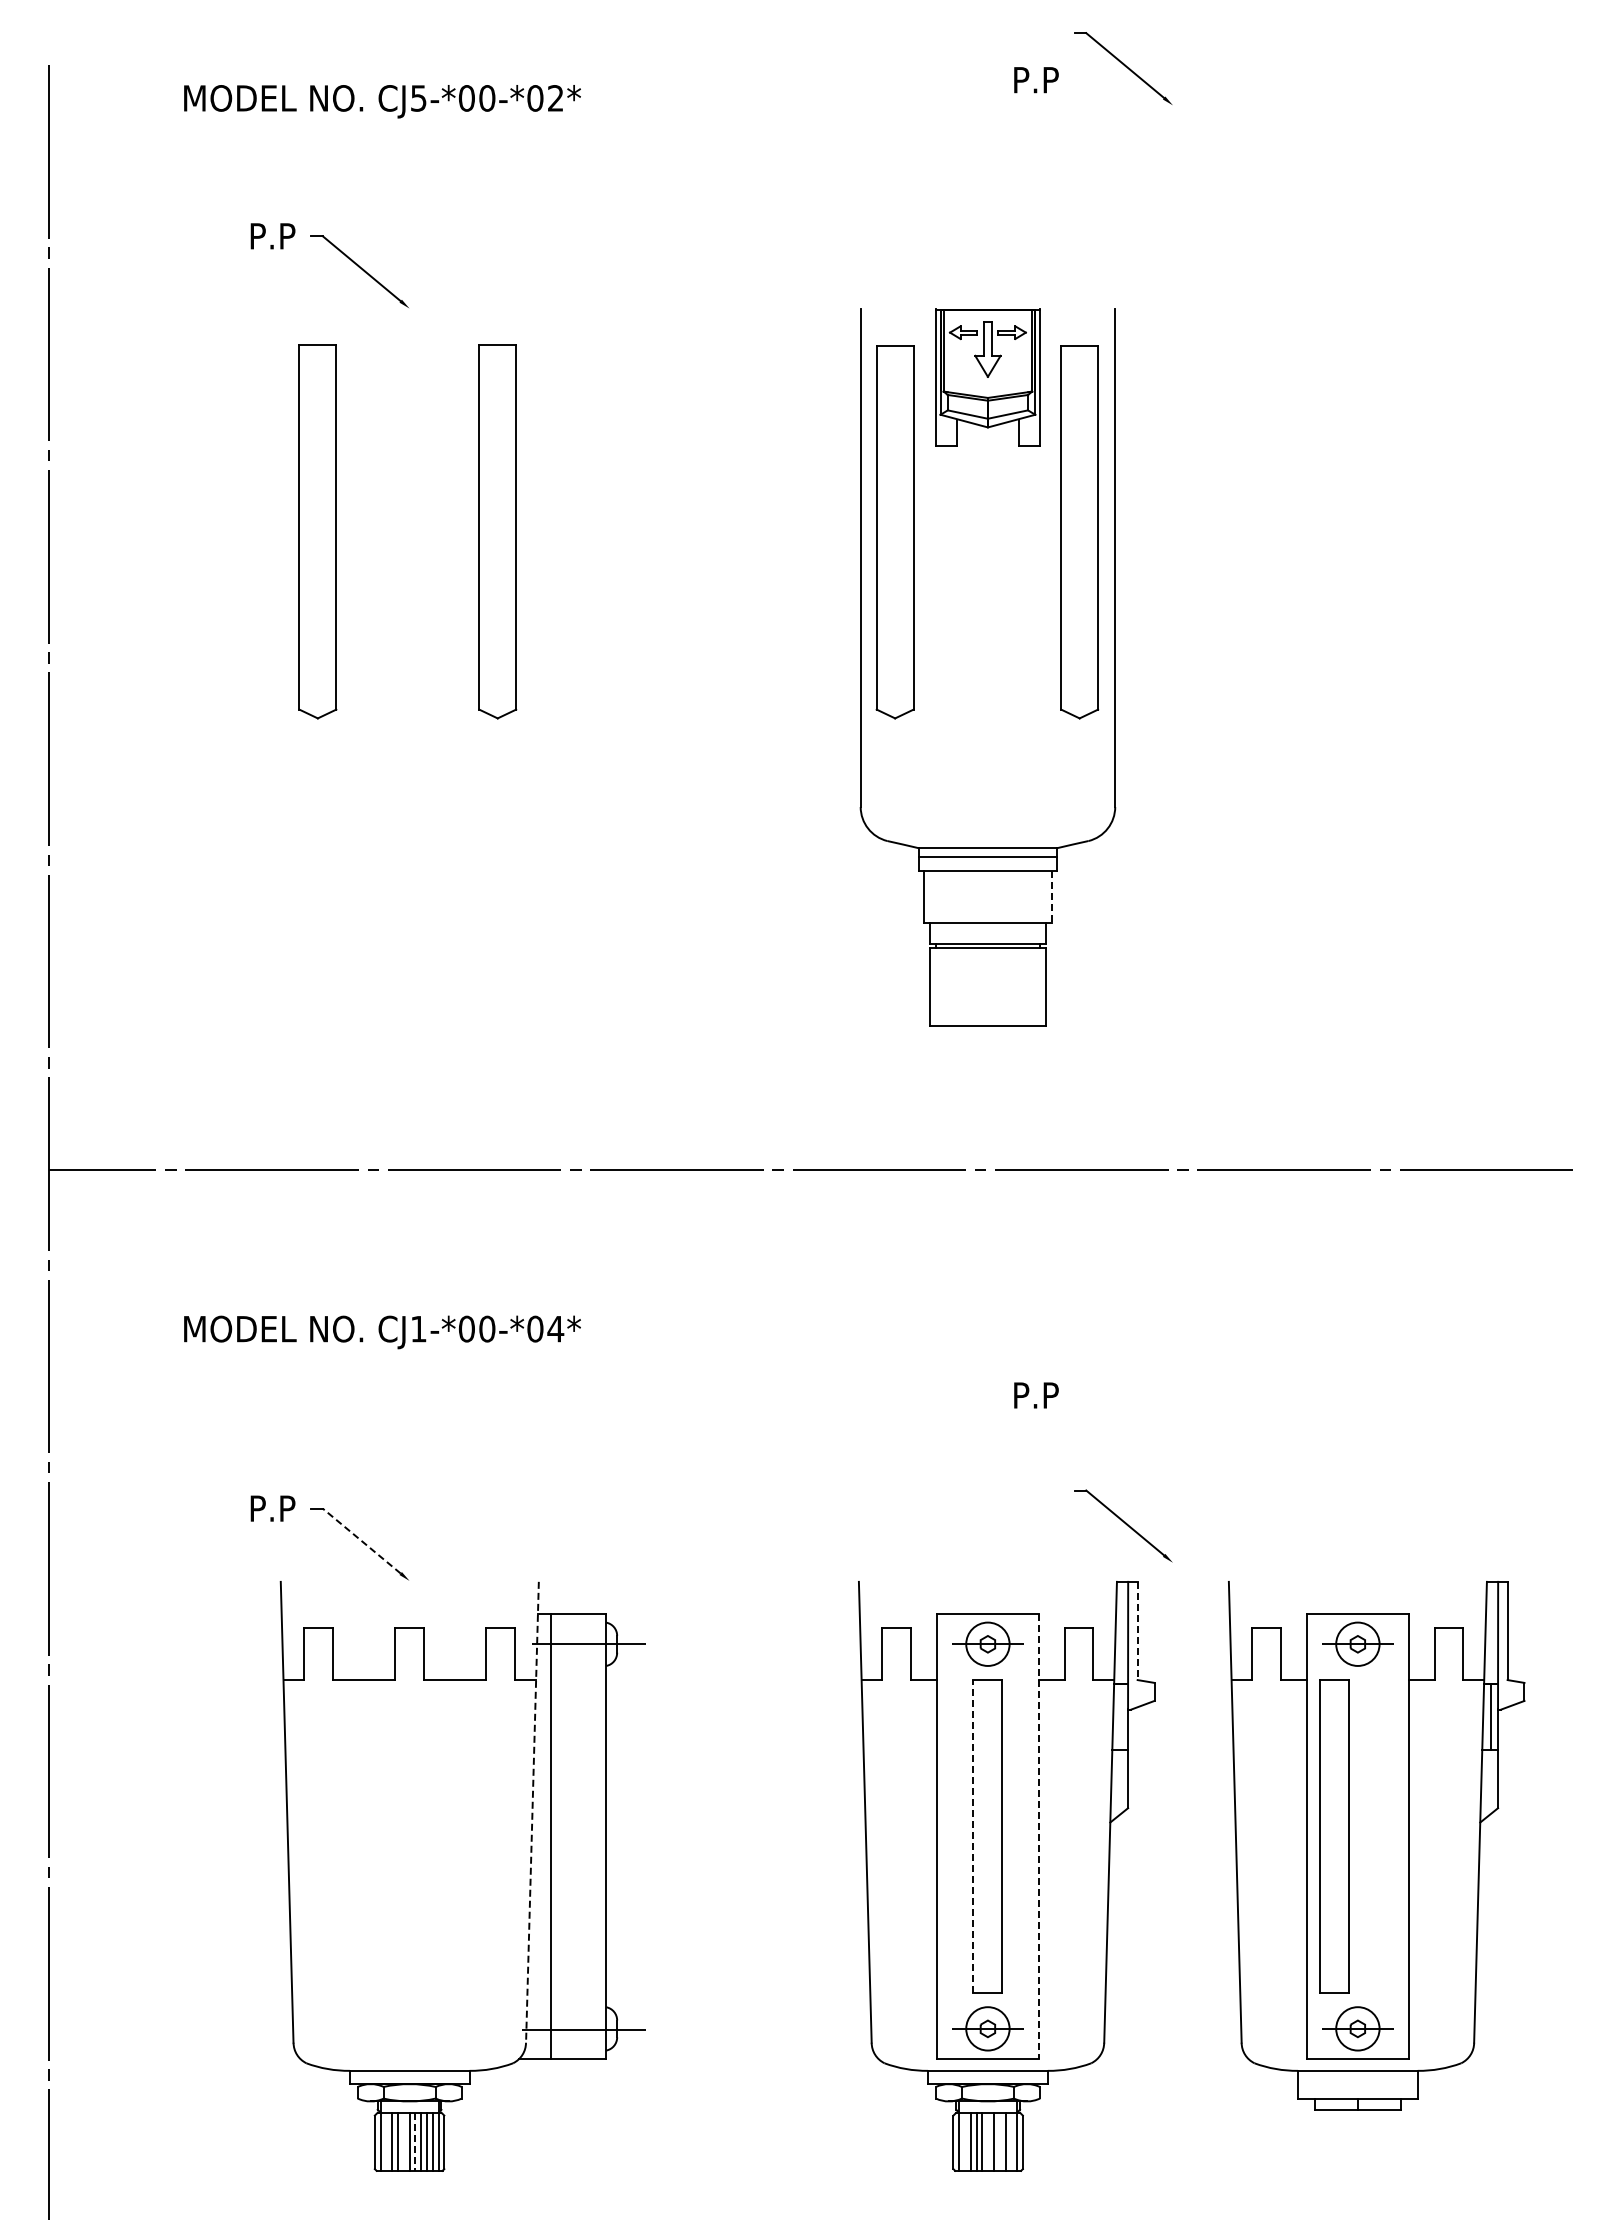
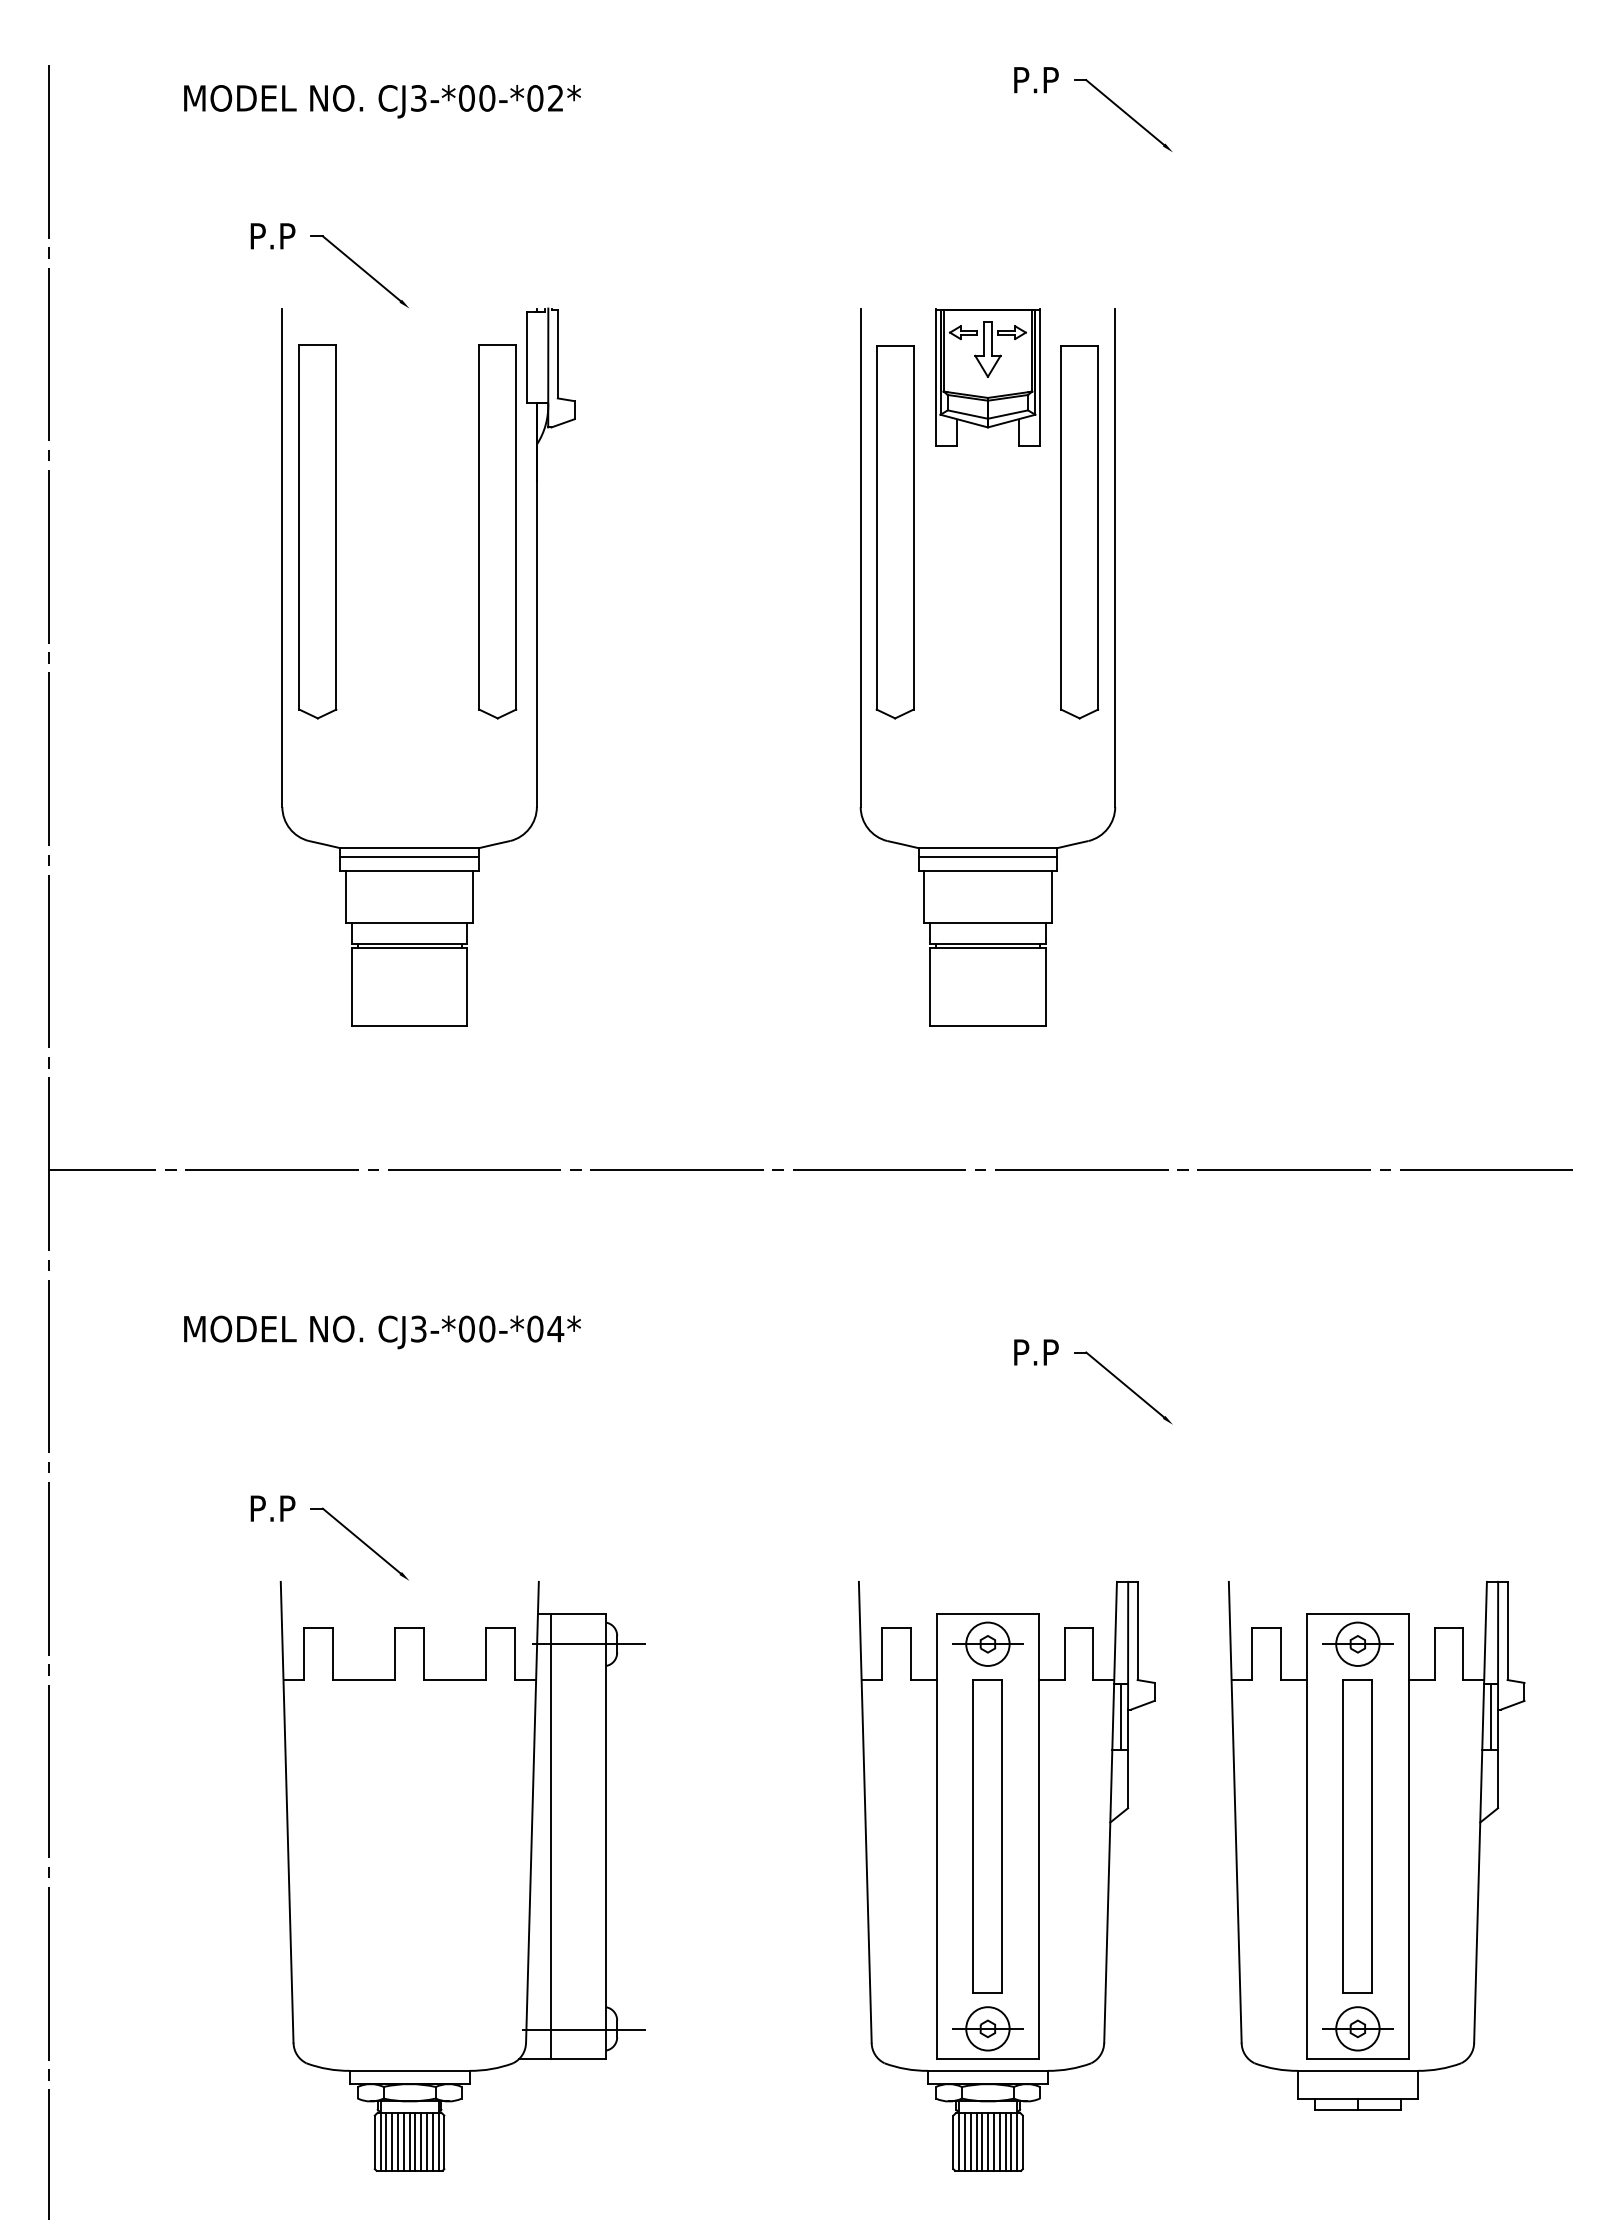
part position: (1123, 68) -> (1123, 115) (1123, 115)
text: CJ5-*00-*02* -> CJ3-*00-*02* (418, 98)
part: none -> present (536, 666)
line: dashed -> solid (1051, 897)
text: CJ1-*00-*04* -> CJ3-*00-*04* (418, 1328)
text position: (1036, 1395) -> (1036, 1352) (1036, 1352)
part position: (1123, 1525) -> (1123, 1387) (1123, 1387)
line: dashed -> solid (361, 1541)
line: dashed -> solid (1137, 1631)
line: none -> present (1121, 1717)
line: dashed -> solid (532, 1812)
line: dashed -> solid (973, 1836)
line: dashed -> solid (1038, 1836)
part position: (1334, 1836) -> (1357, 1836) (1357, 1836)
line: none -> present (386, 2141)
line: none -> present (403, 2141)
line: none -> present (965, 2141)
line: none -> present (988, 2141)
line: none -> present (999, 2141)
line: none -> present (1011, 2141)
line: dashed -> solid (415, 2142)
